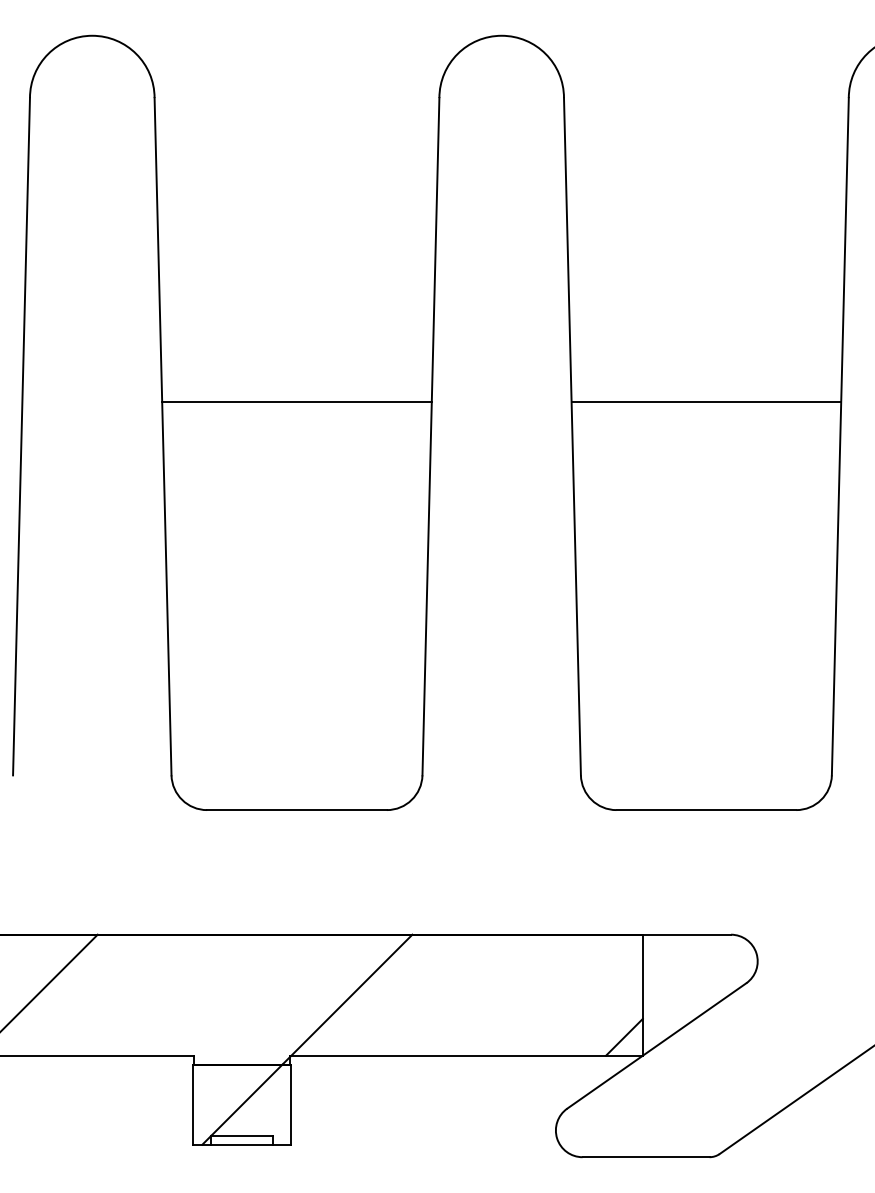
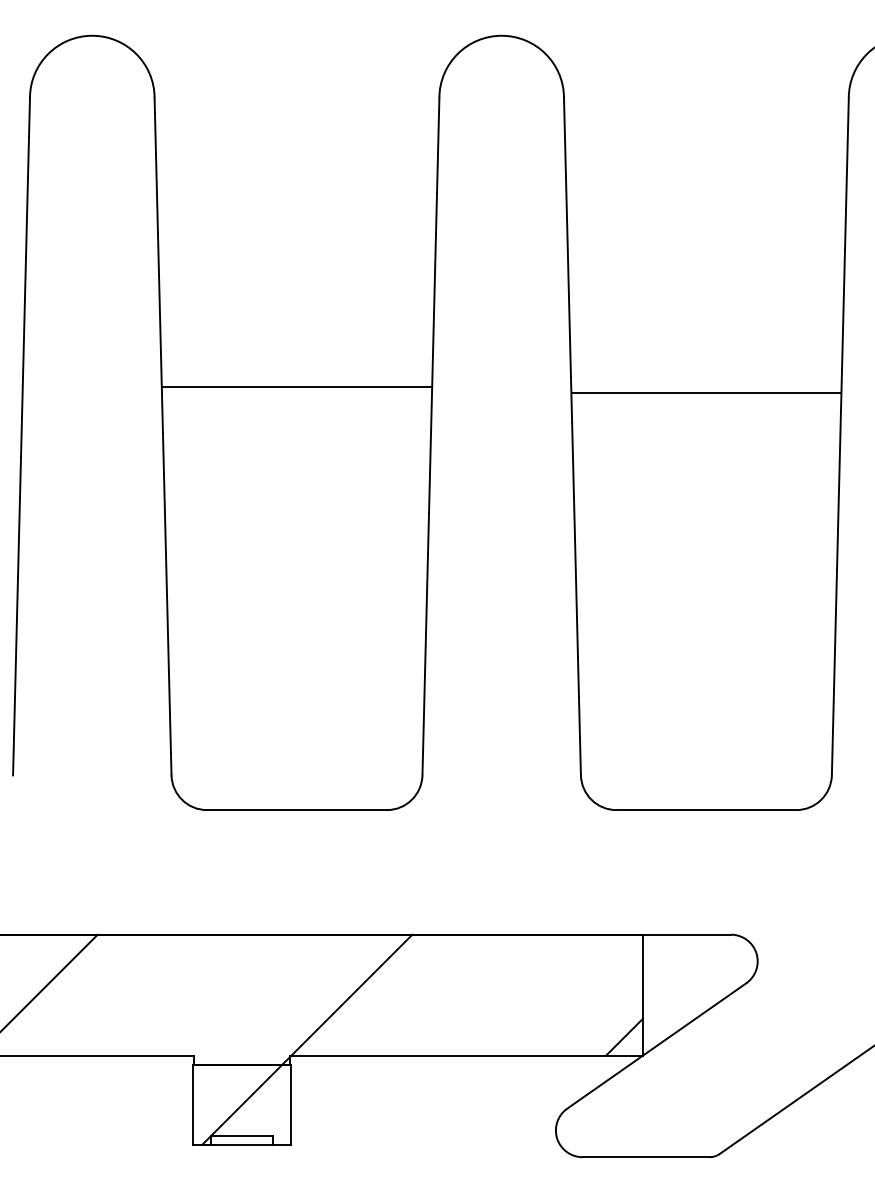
line position: (296, 402) -> (296, 387) (296, 387)
line position: (706, 402) -> (706, 393) (706, 393)
